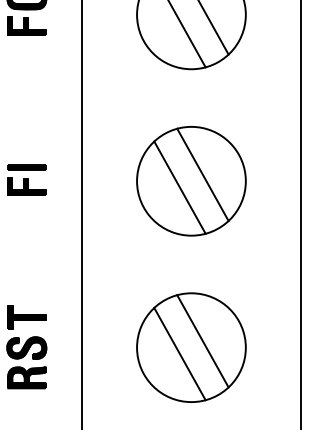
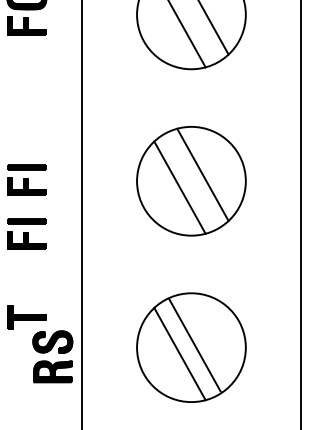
part: none -> present (26, 233)
line position: (202, 341) -> (194, 345) (194, 345)
part position: (26, 362) -> (52, 356) (52, 356)
